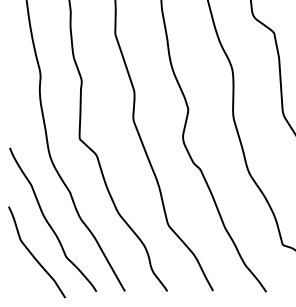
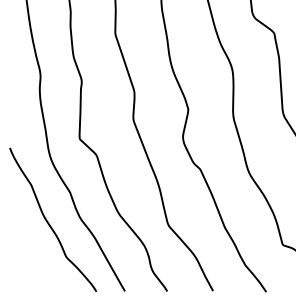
curve: present -> none (33, 254)
